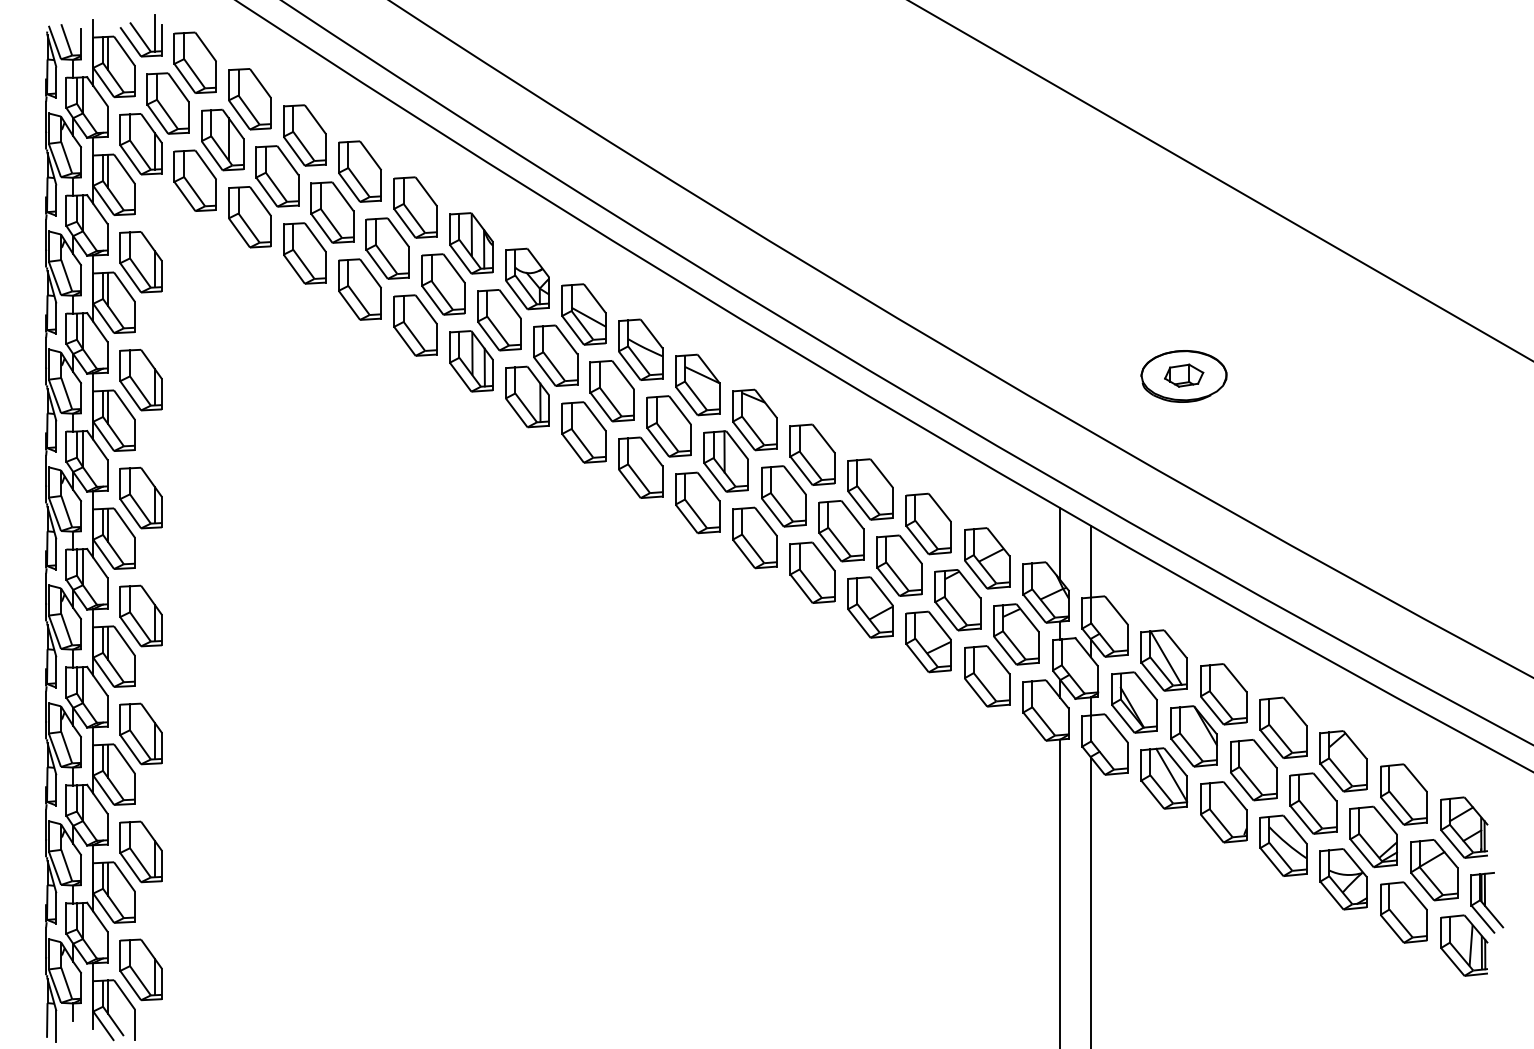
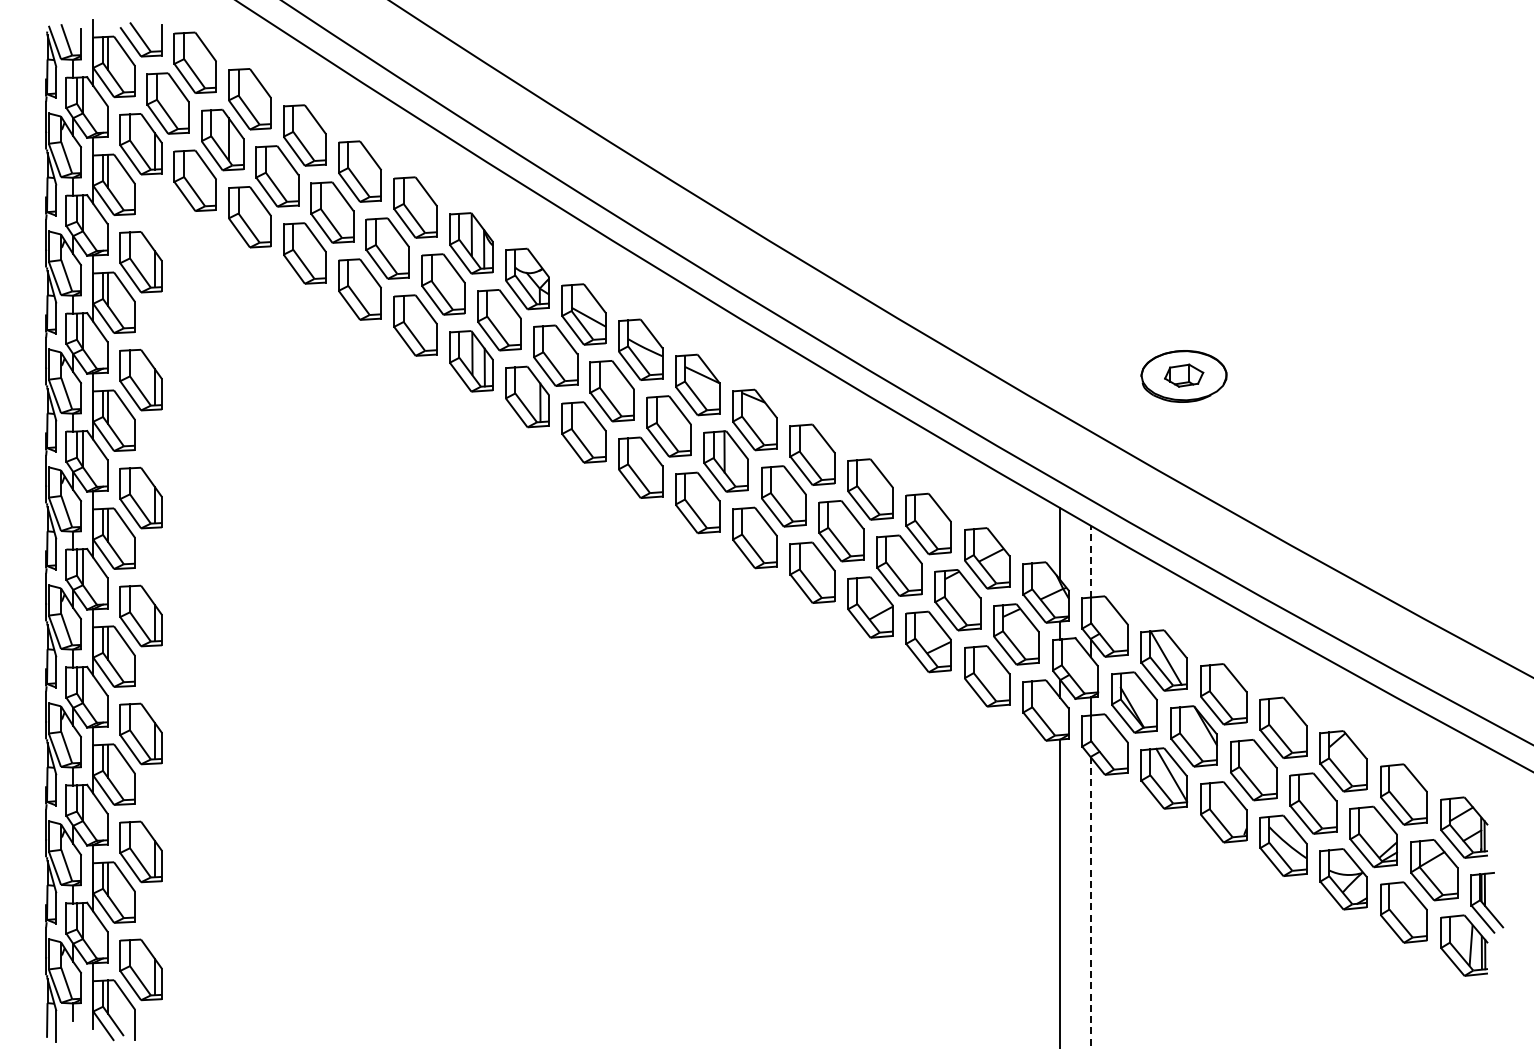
line: present -> none (155, 33)
line: present -> none (1220, 180)
line: solid -> dashed (1090, 561)
line: solid -> dashed (1090, 902)
